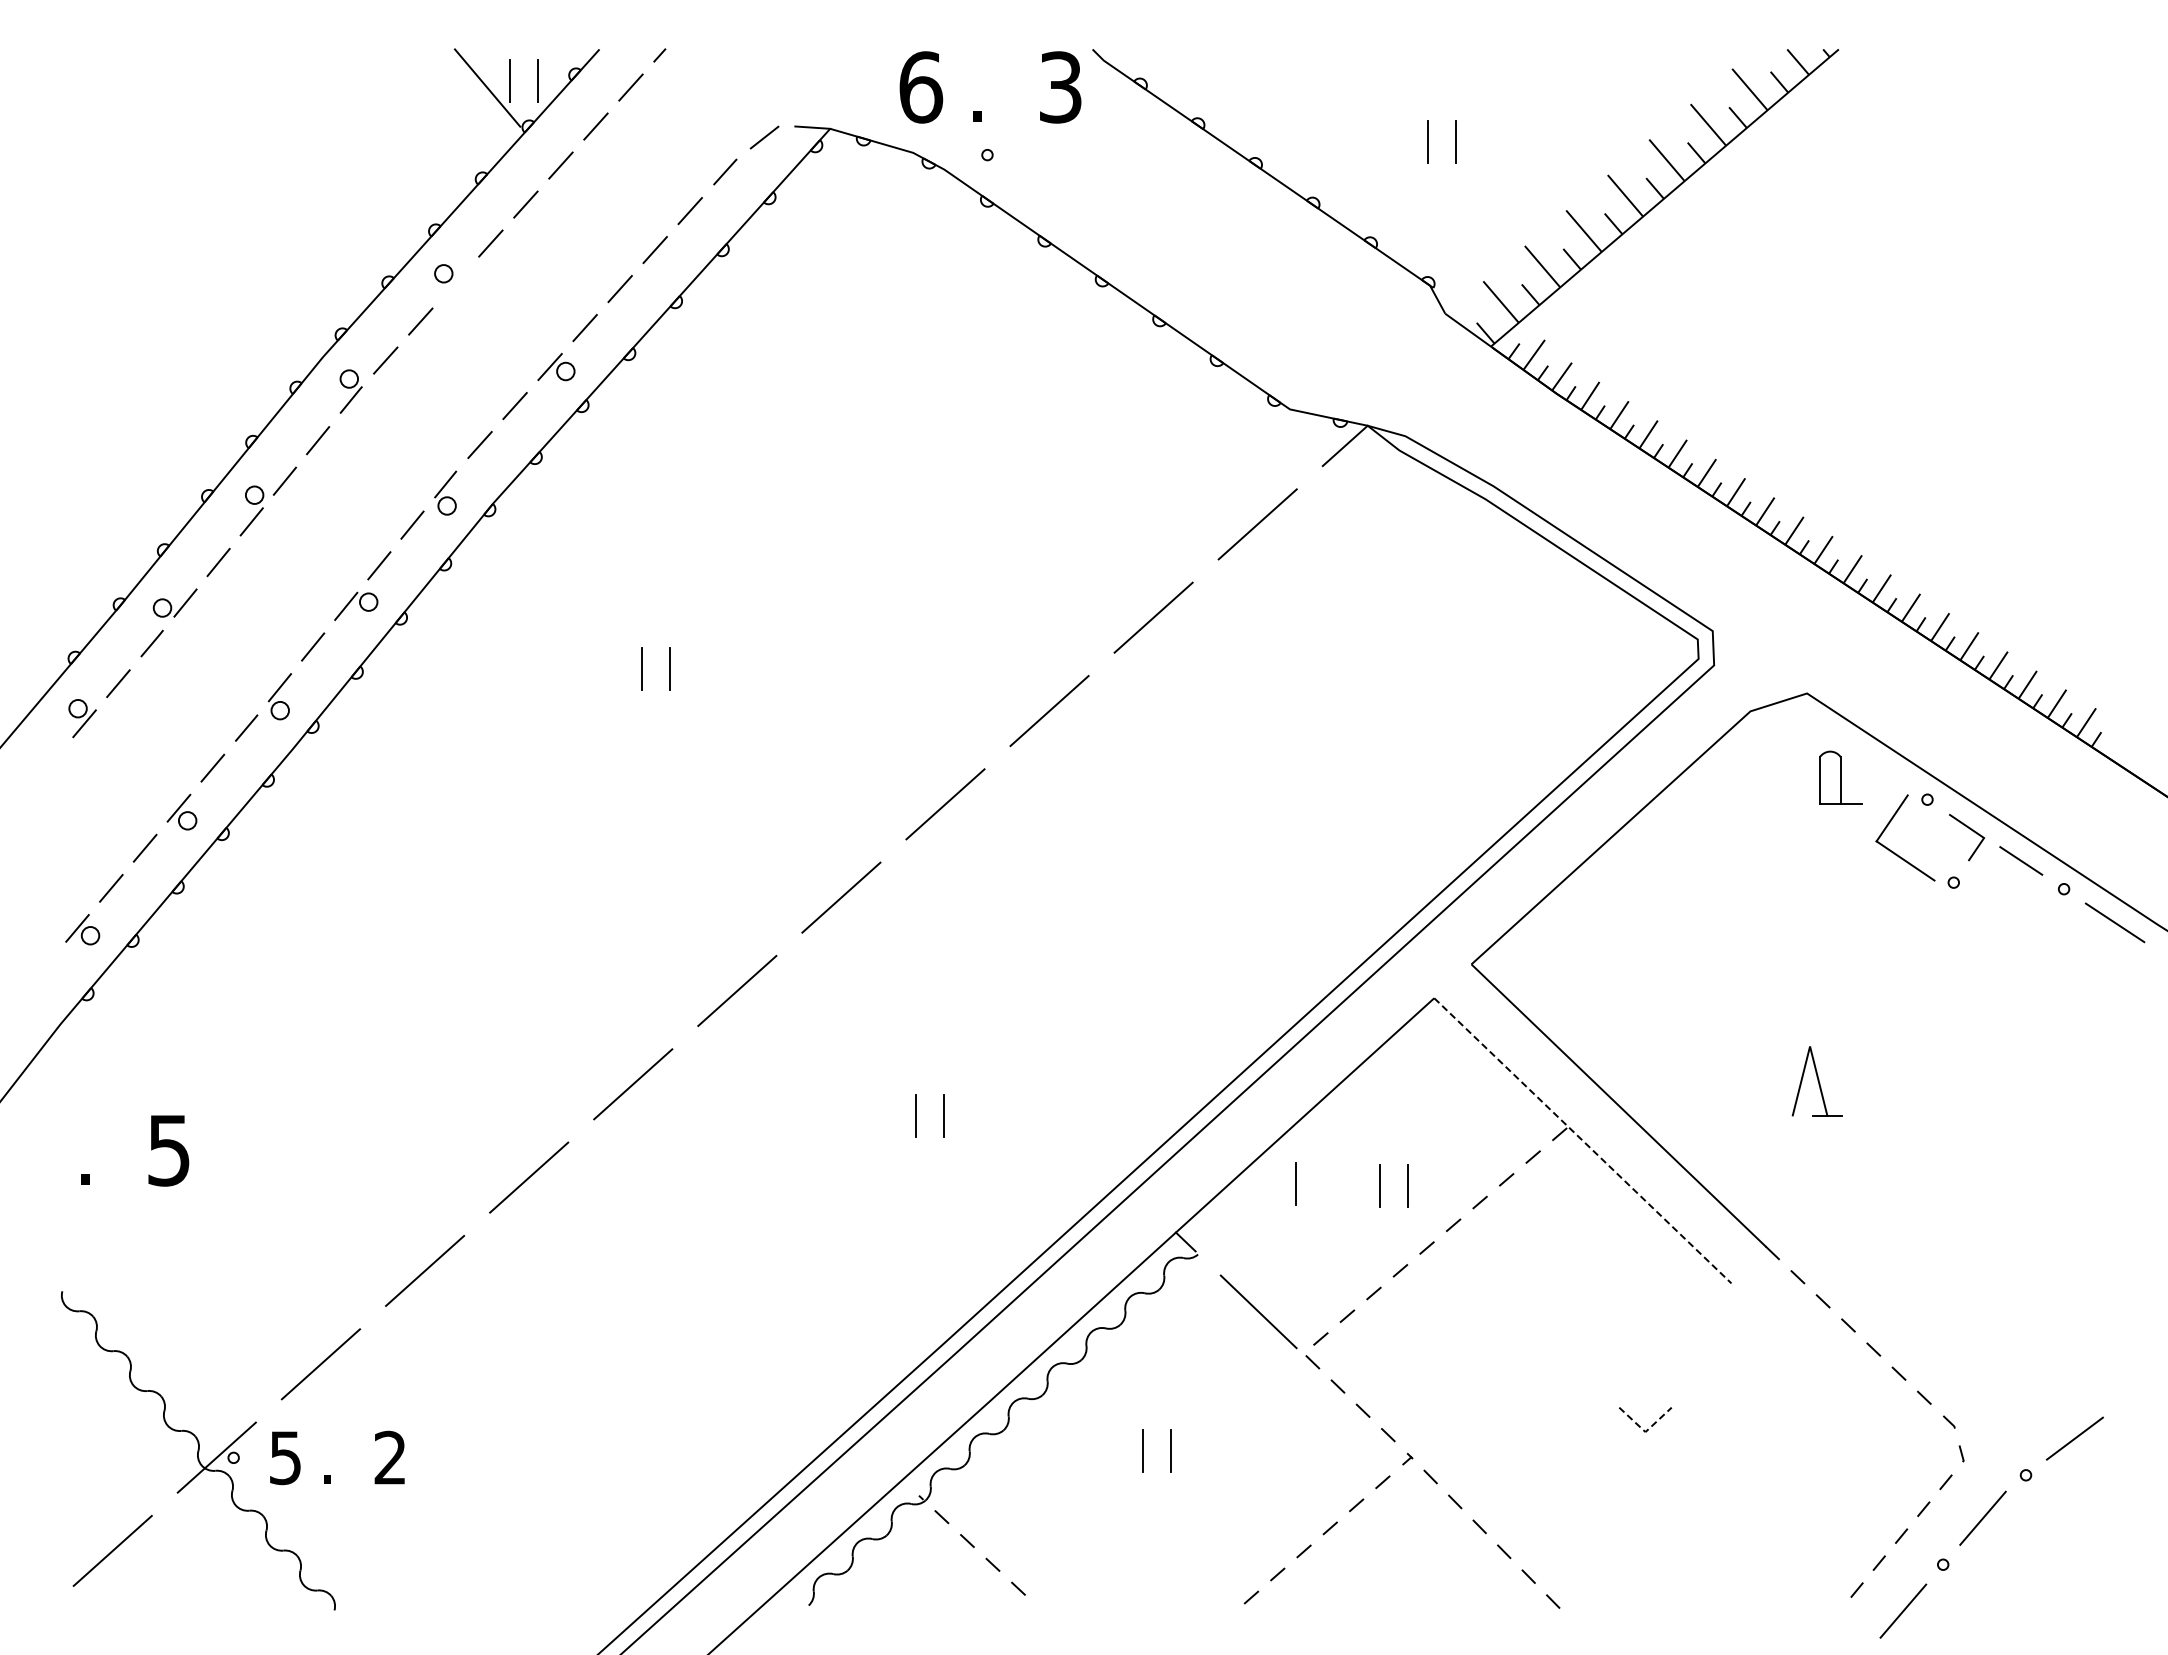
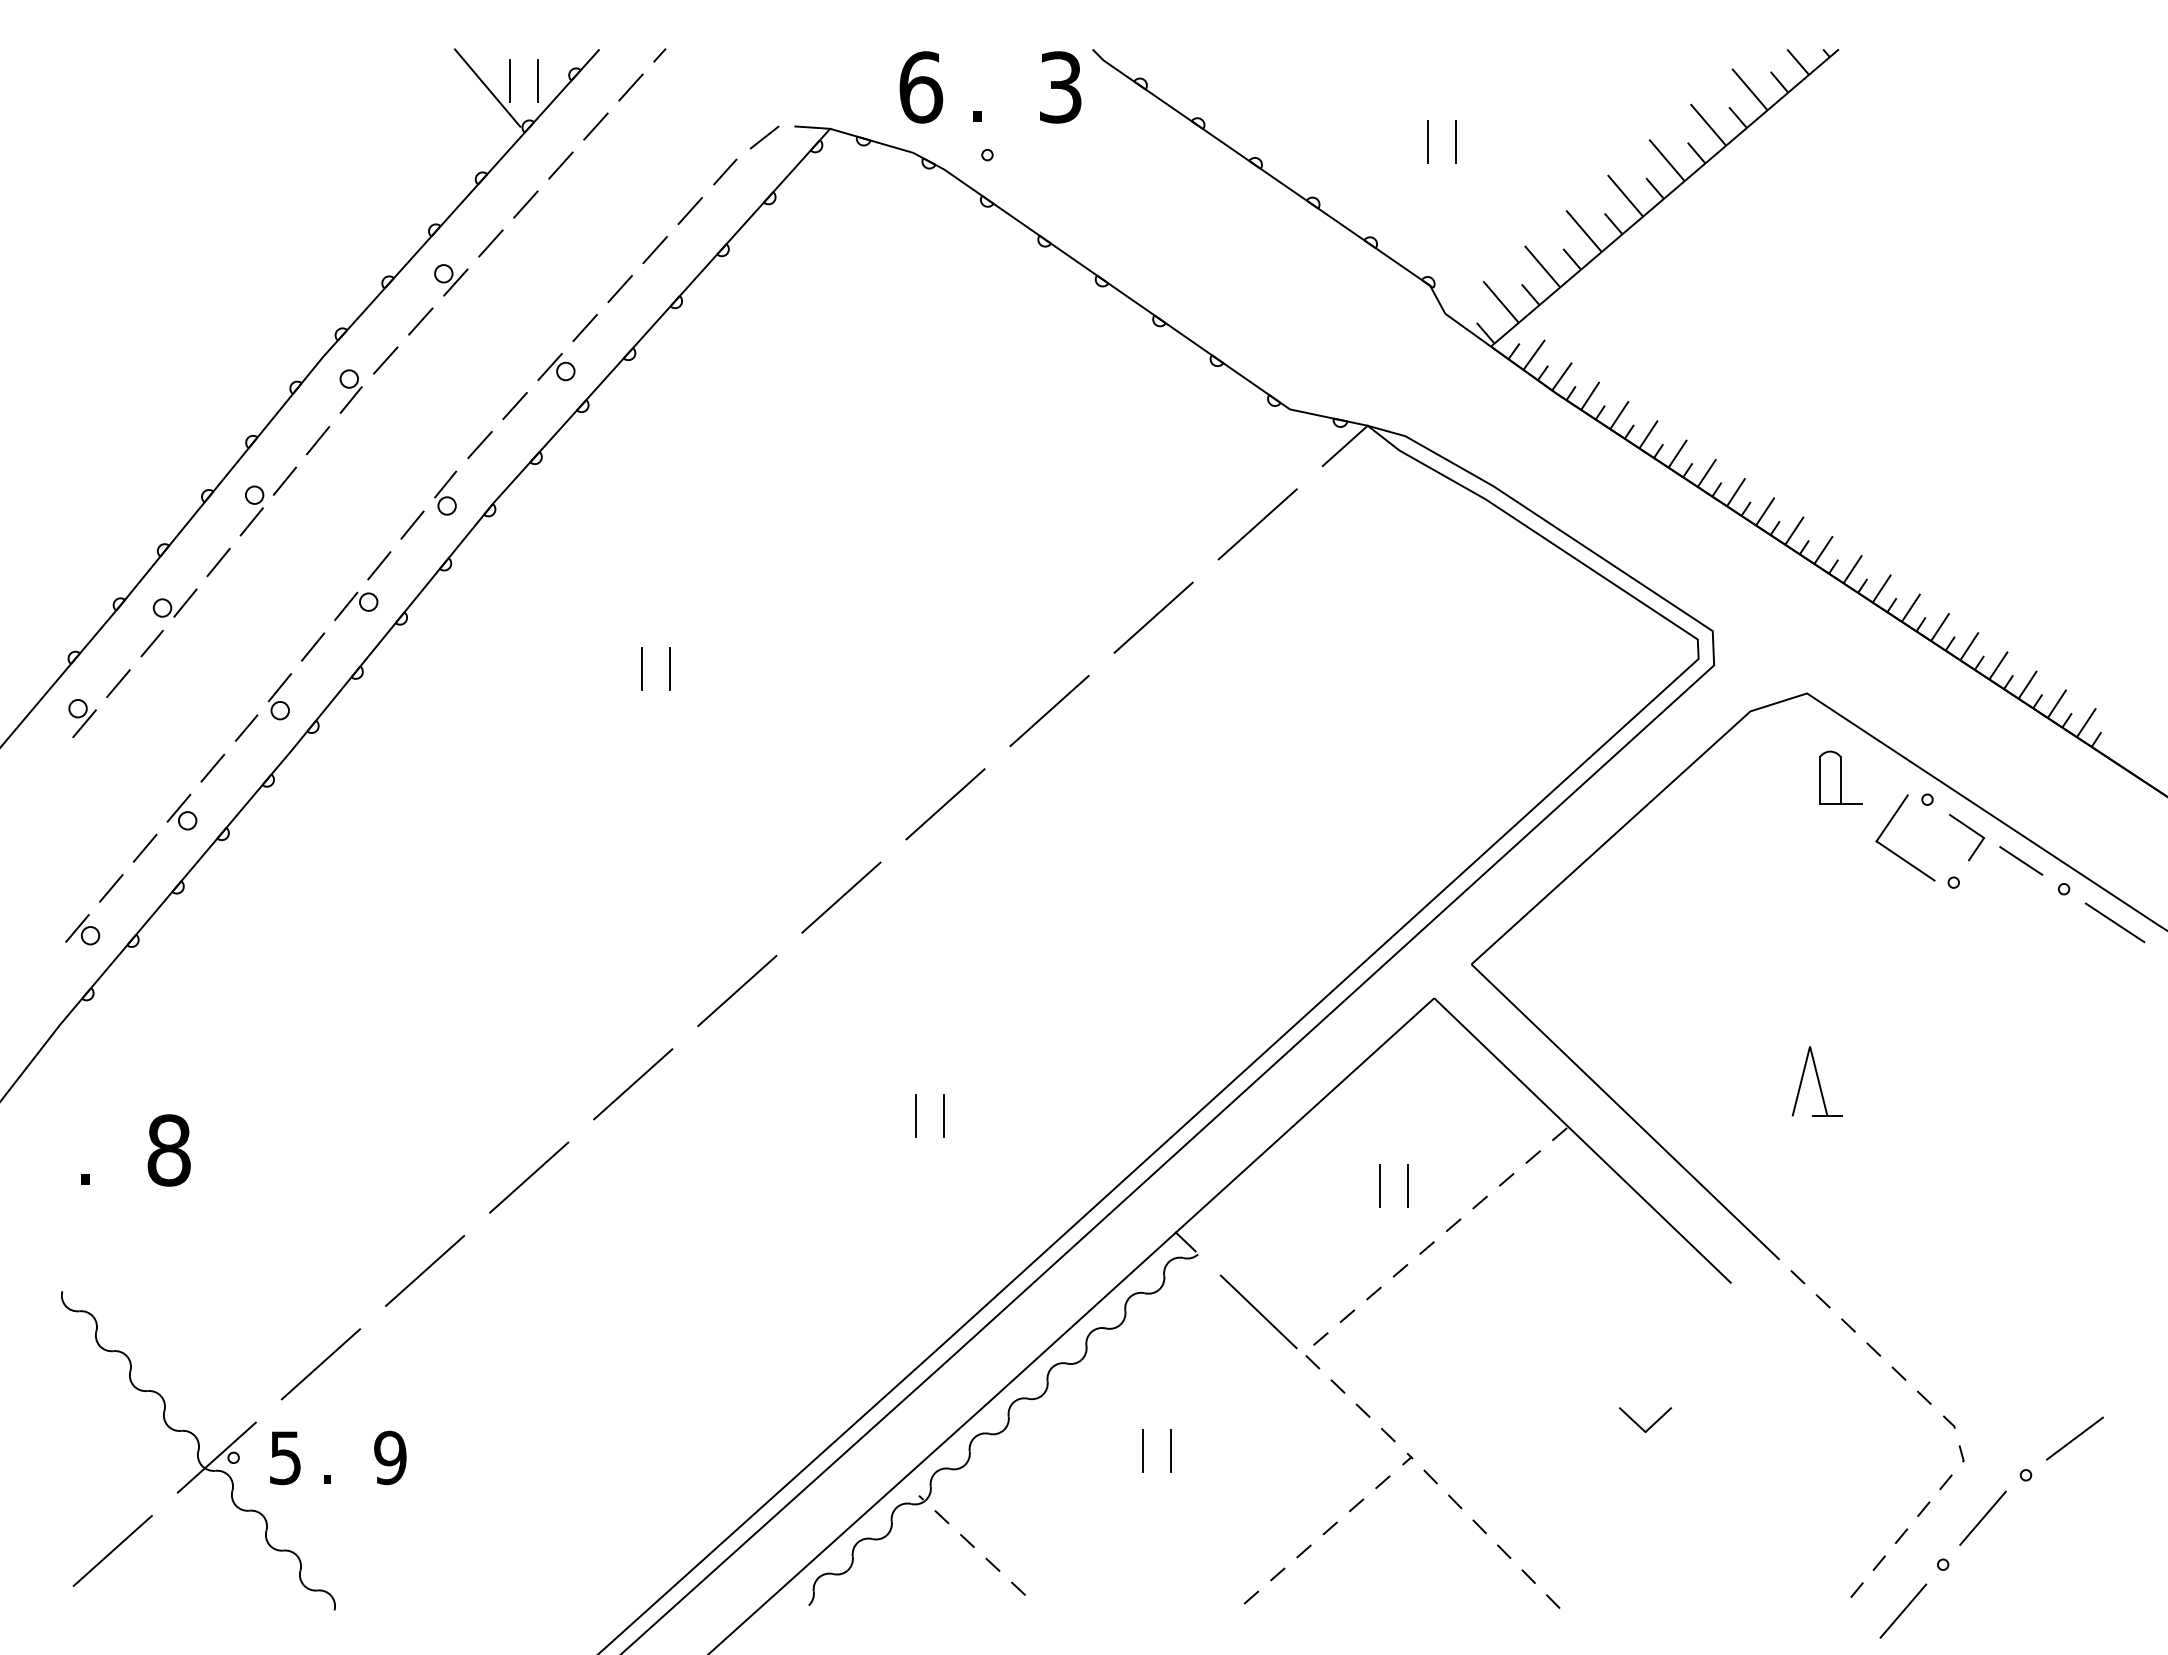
line: none -> present (455, 282)
line: dashed -> solid (1582, 1140)
text: 5 -> 8 (168, 1150)
line: present -> none (1295, 1183)
line: dashed -> solid (1645, 1432)
text: 2 -> 9 (390, 1457)
